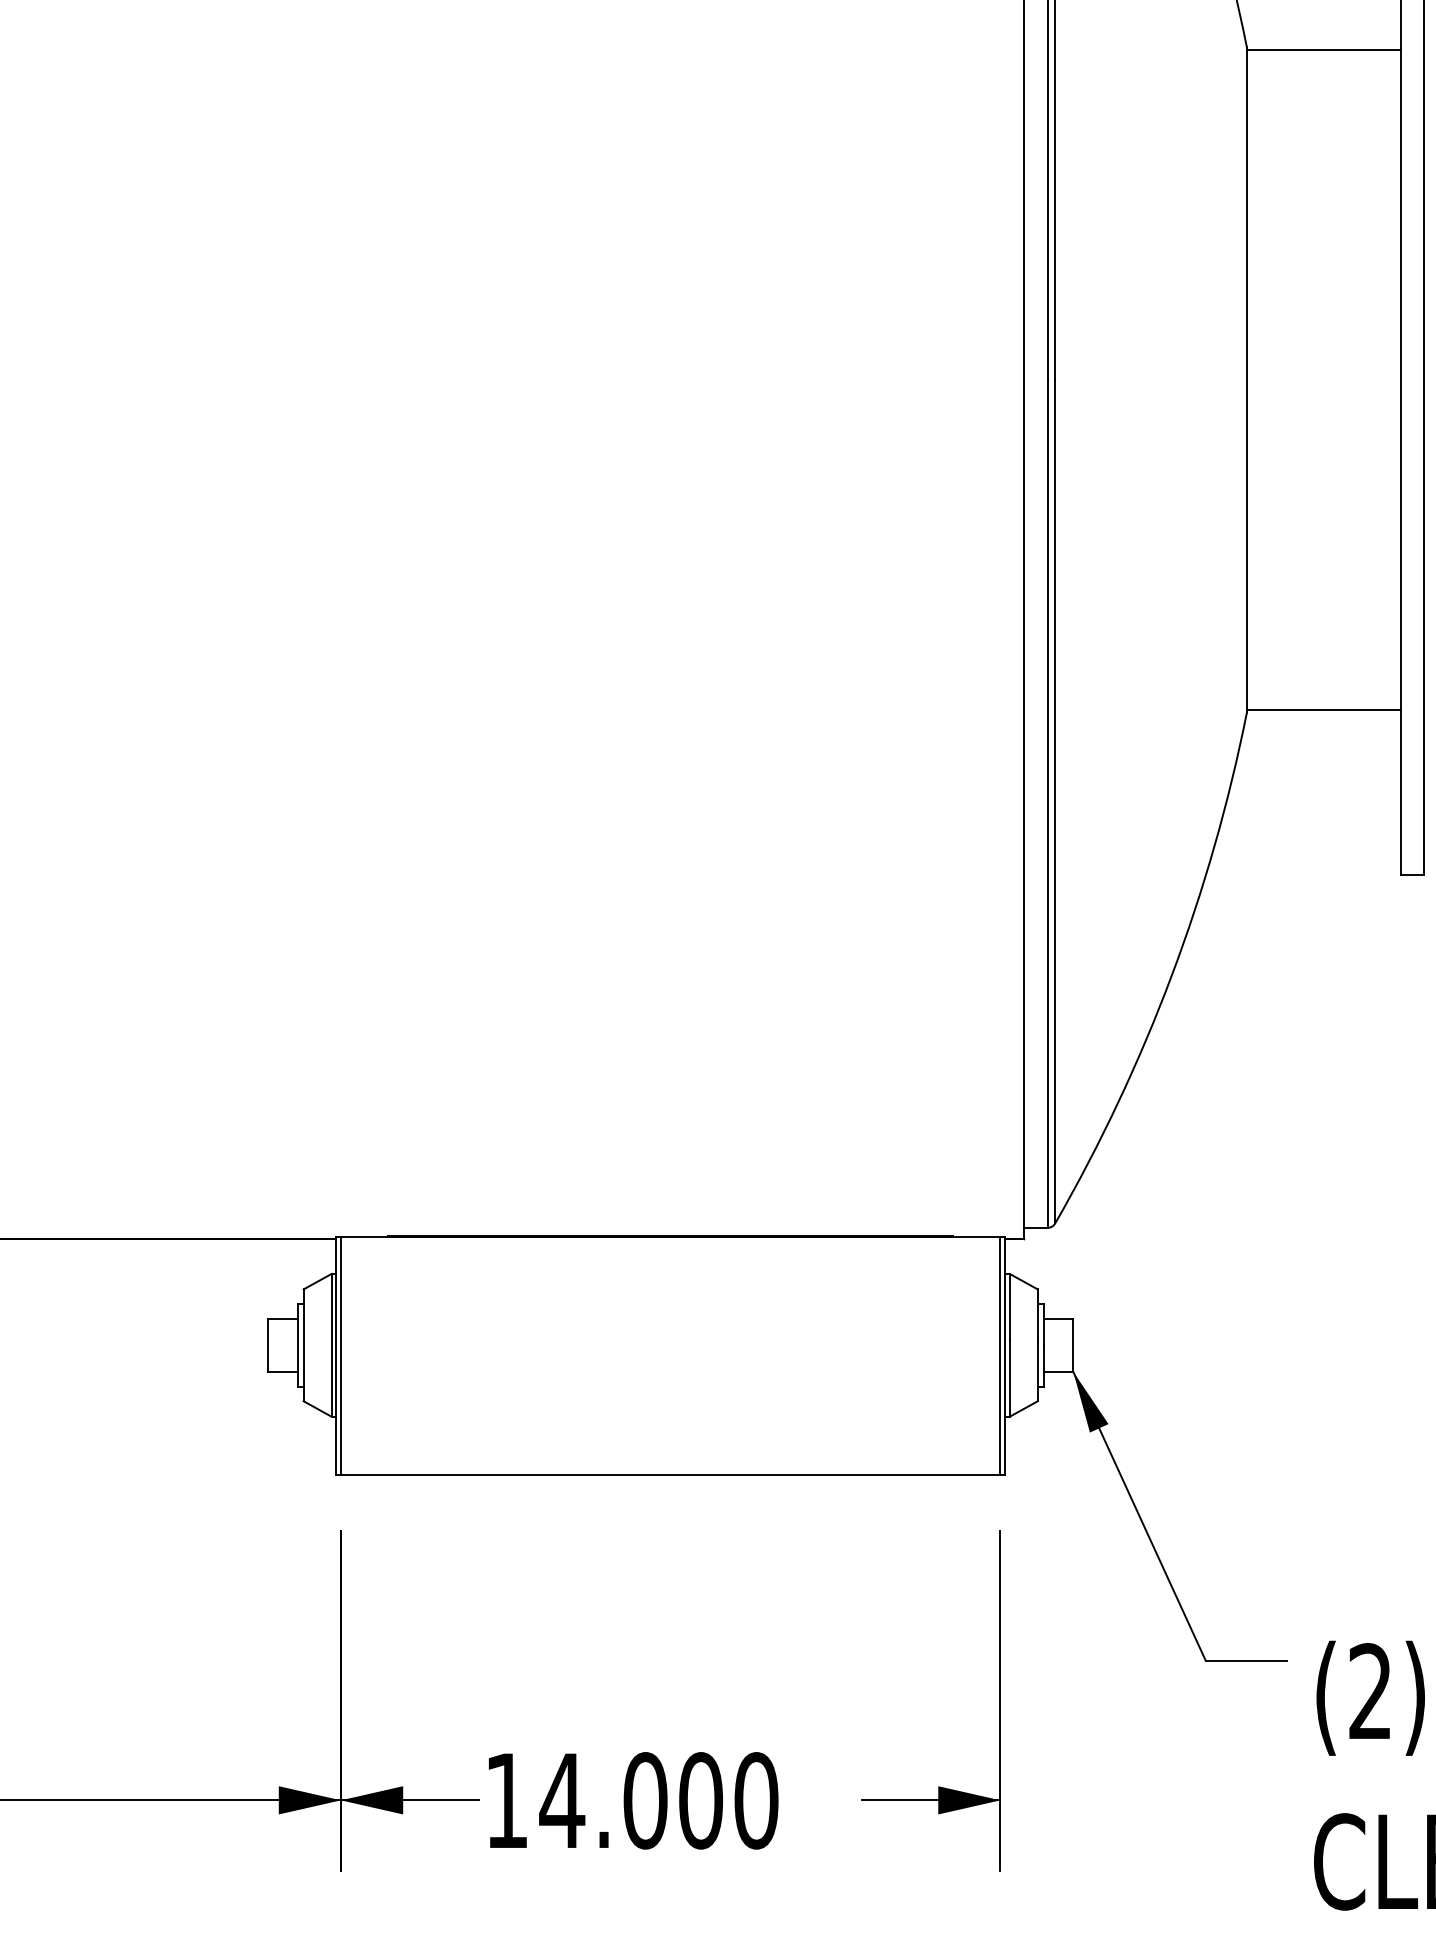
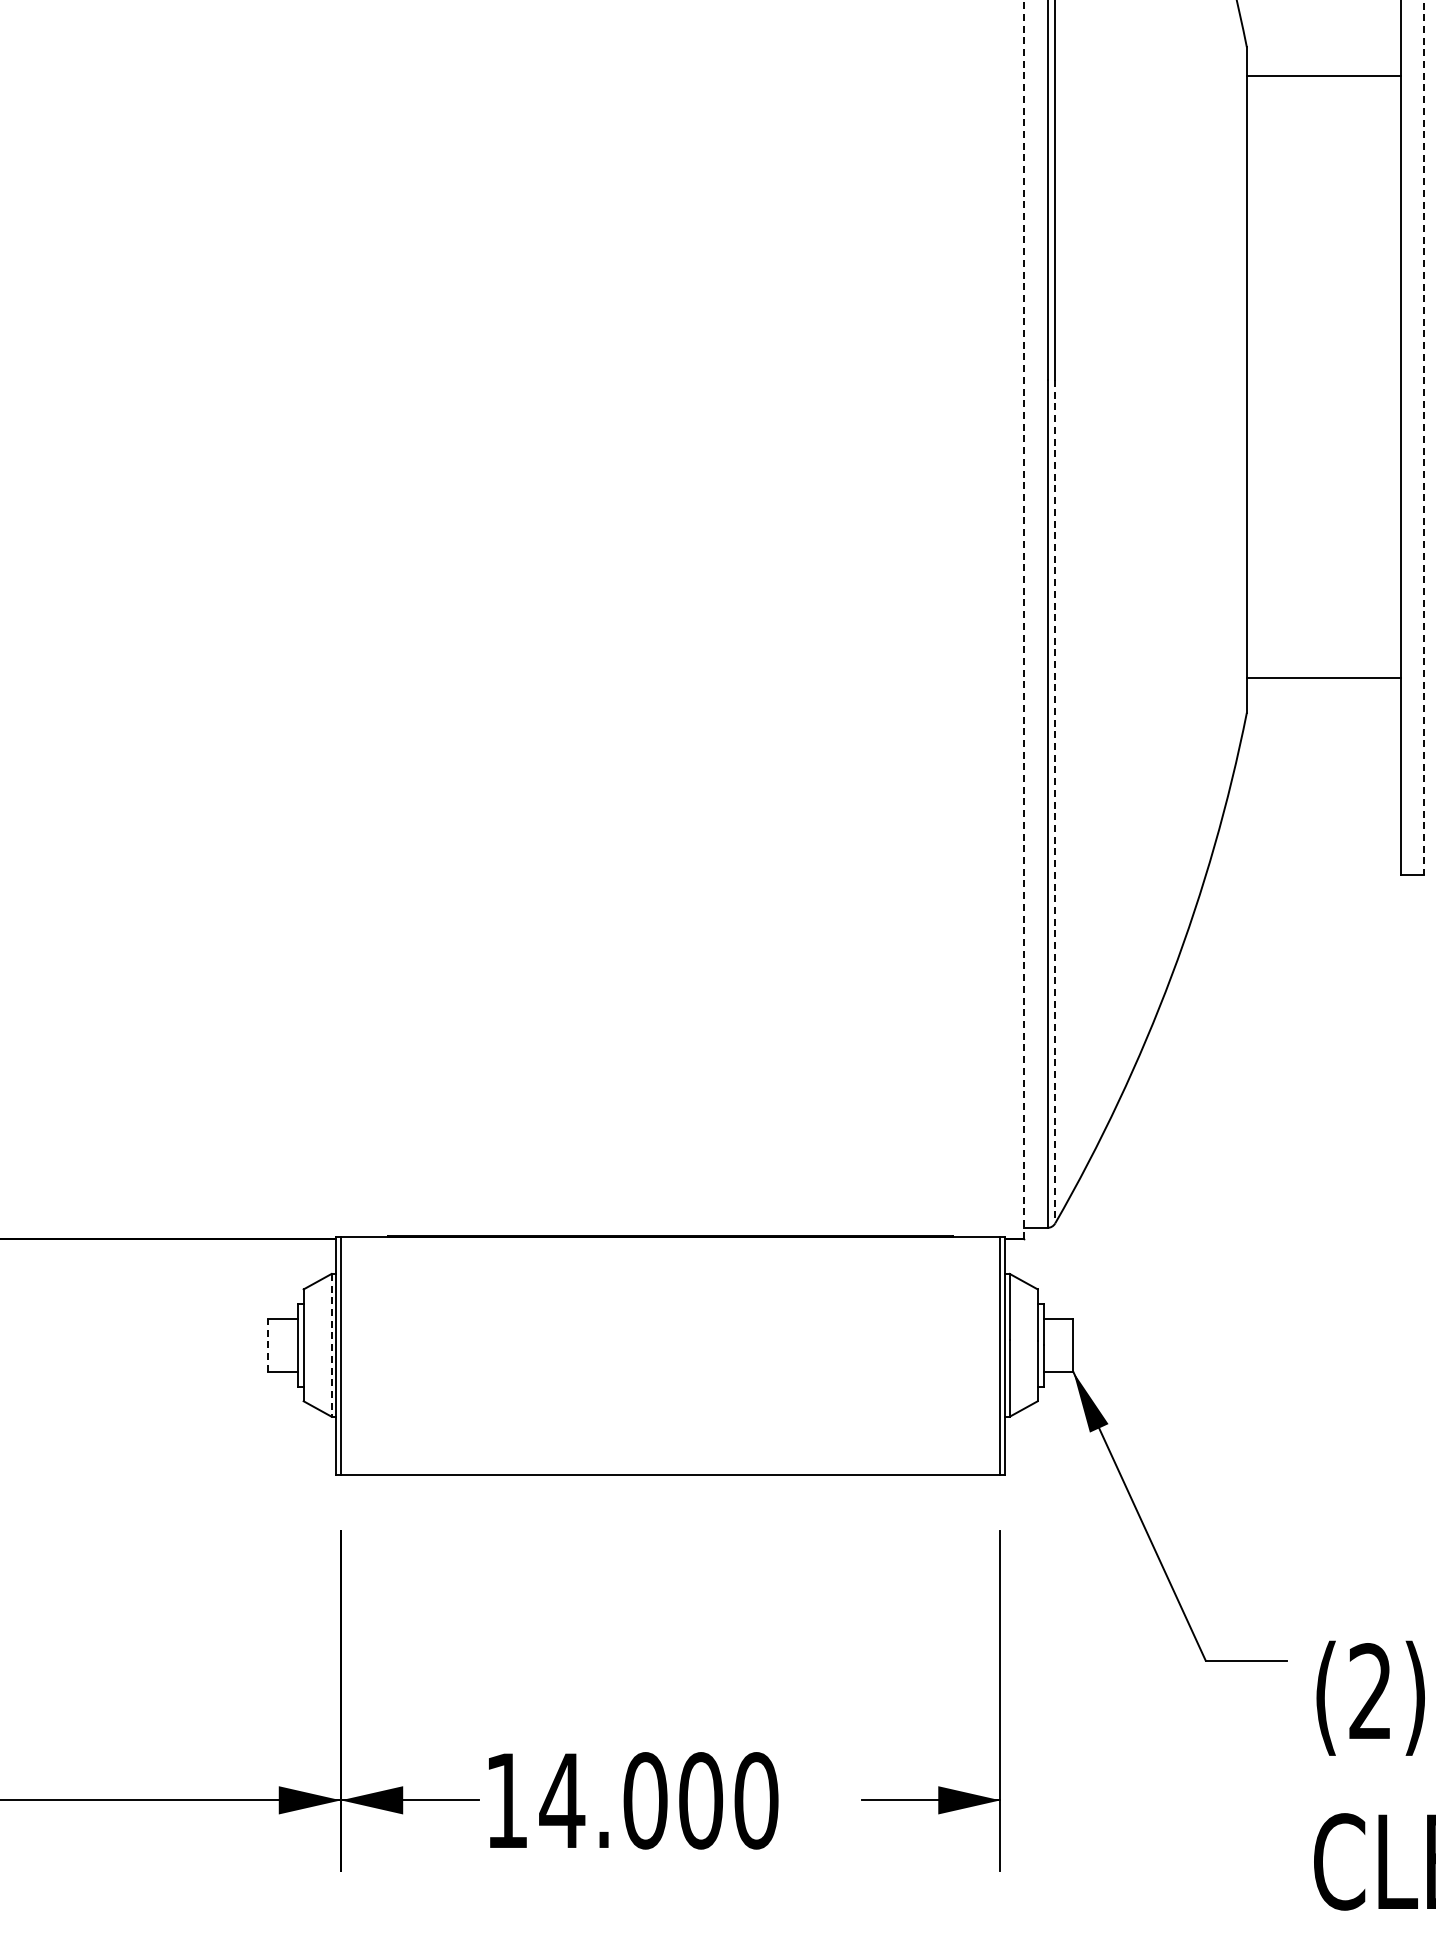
line position: (1323, 50) -> (1323, 76) (1323, 76)
line: solid -> dashed (1424, 437)
line: solid -> dashed (1023, 618)
line position: (1323, 709) -> (1323, 677) (1323, 677)
line: solid -> dashed (1055, 801)
line: solid -> dashed (268, 1344)
line: solid -> dashed (331, 1345)
